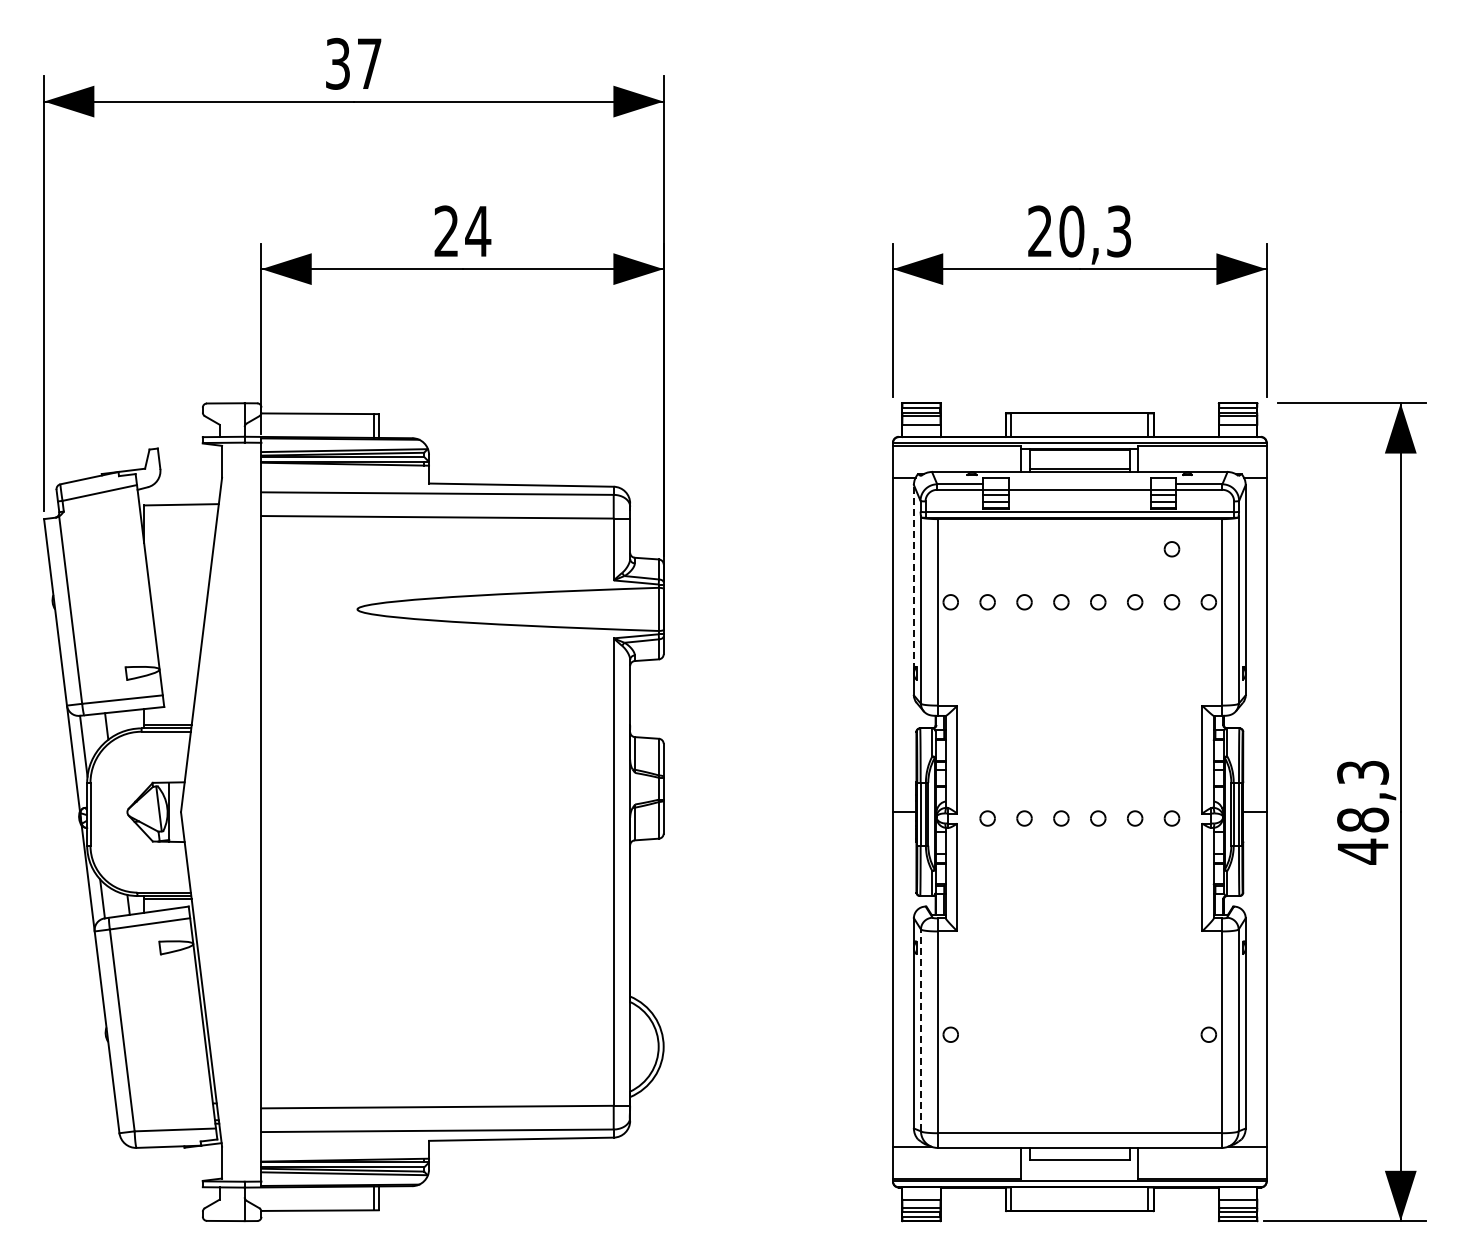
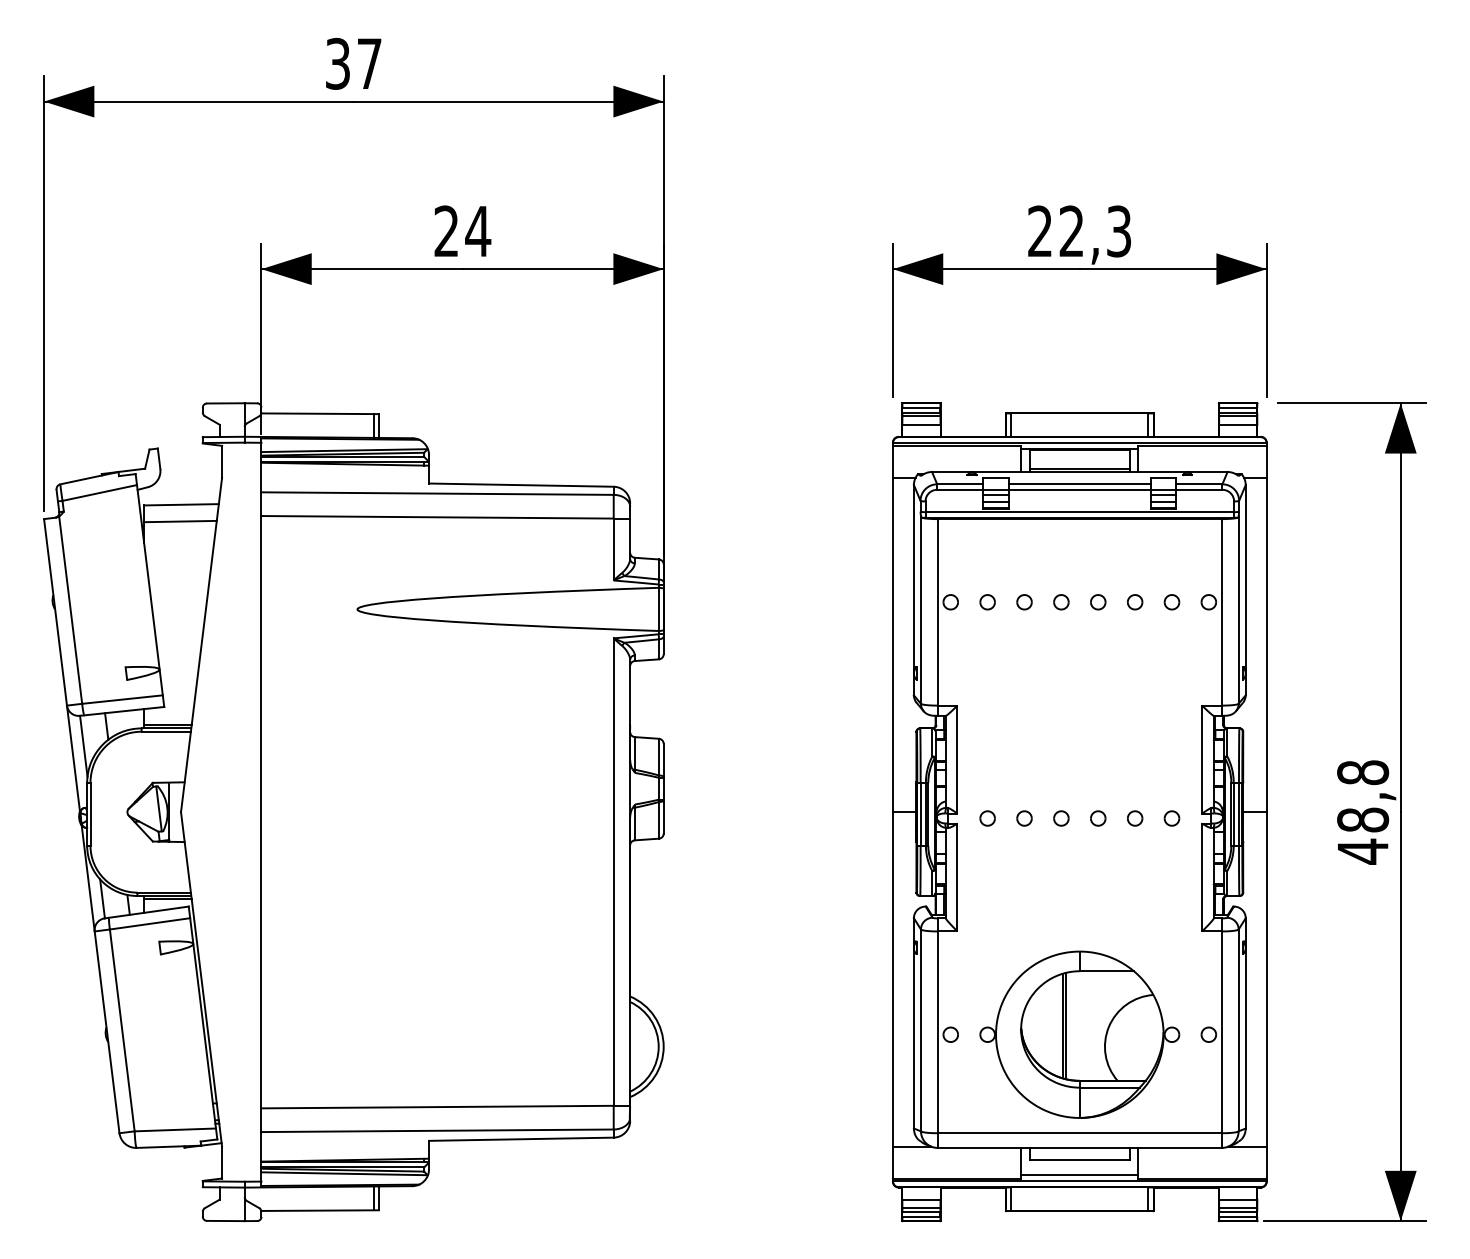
text: 20,3 -> 22,3 (1071, 231)
line: none -> present (1079, 484)
line: none -> present (180, 521)
part: present -> none (1171, 549)
line: dashed -> solid (913, 576)
text: 48,3 -> 48,8 (1363, 772)
line: dashed -> solid (921, 1030)
part: none -> present (1079, 1034)
line: none -> present (1079, 1175)
